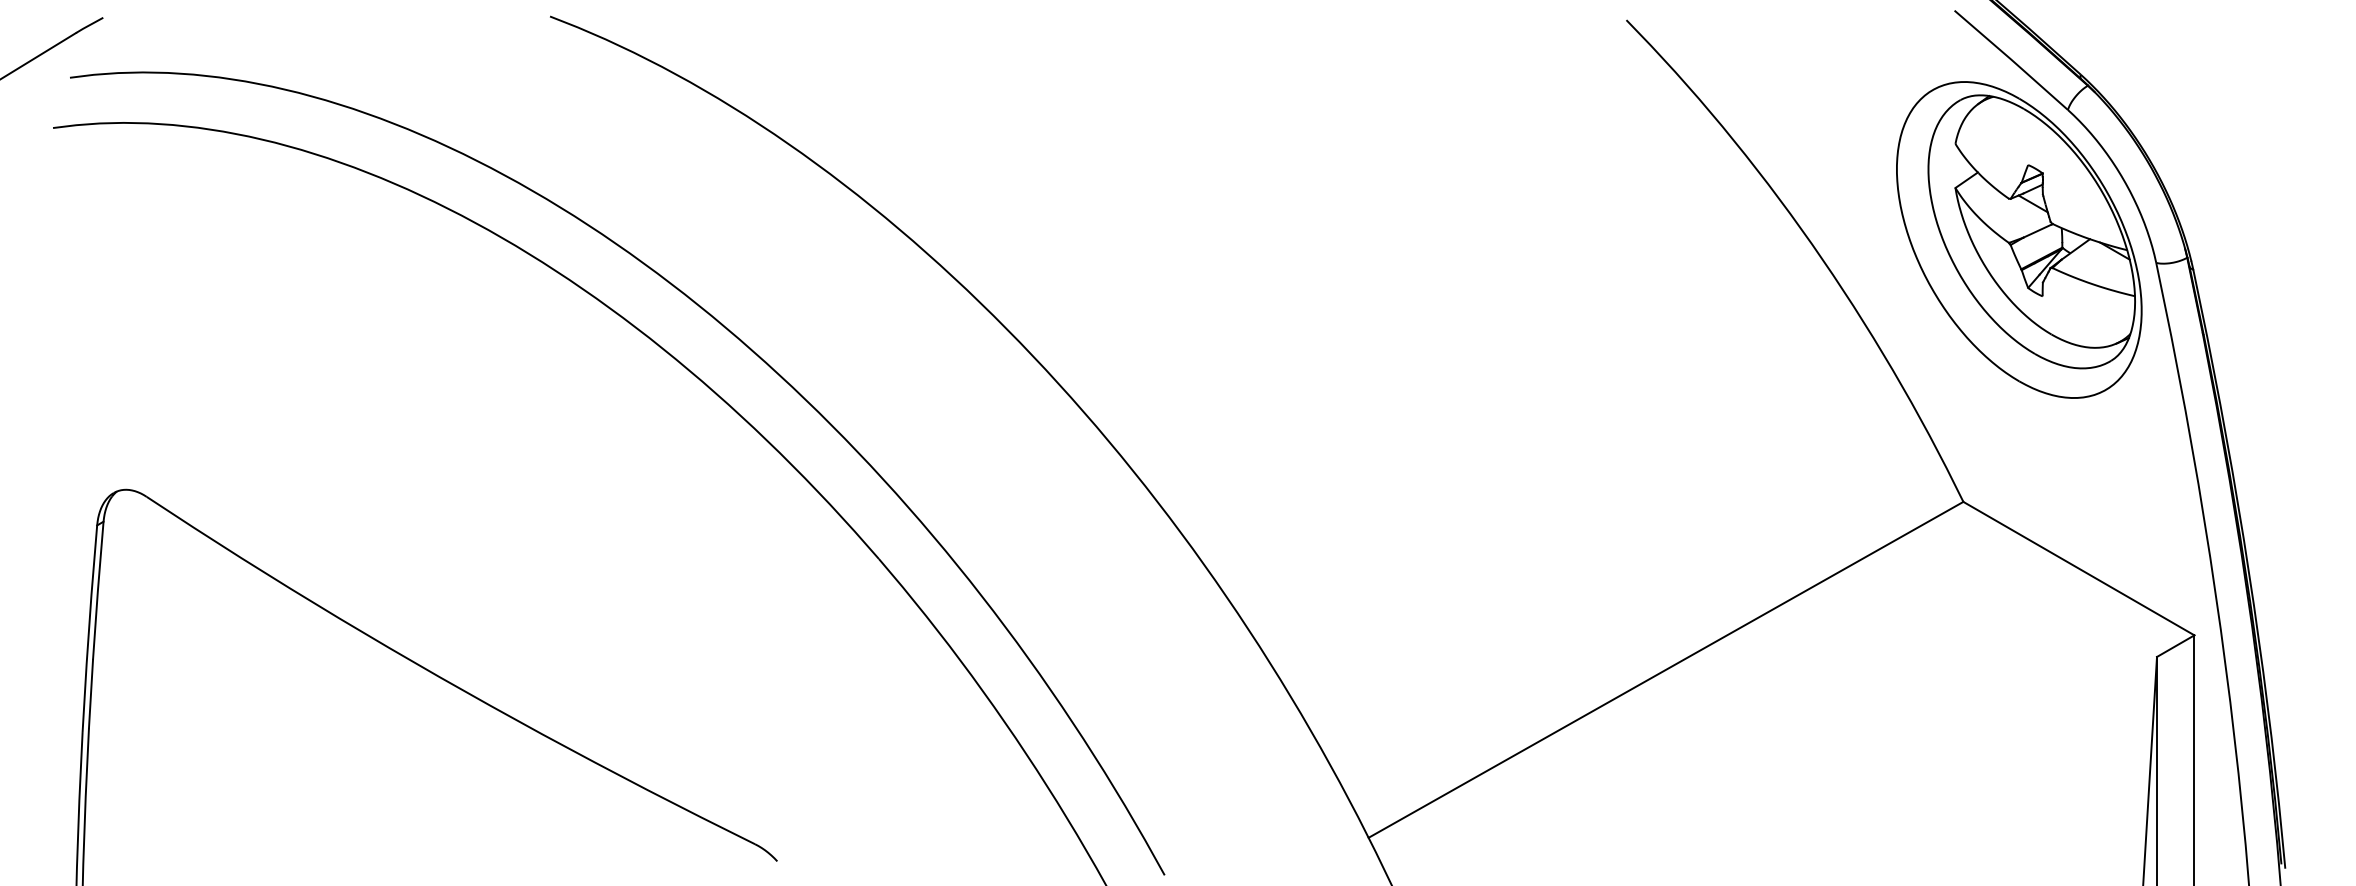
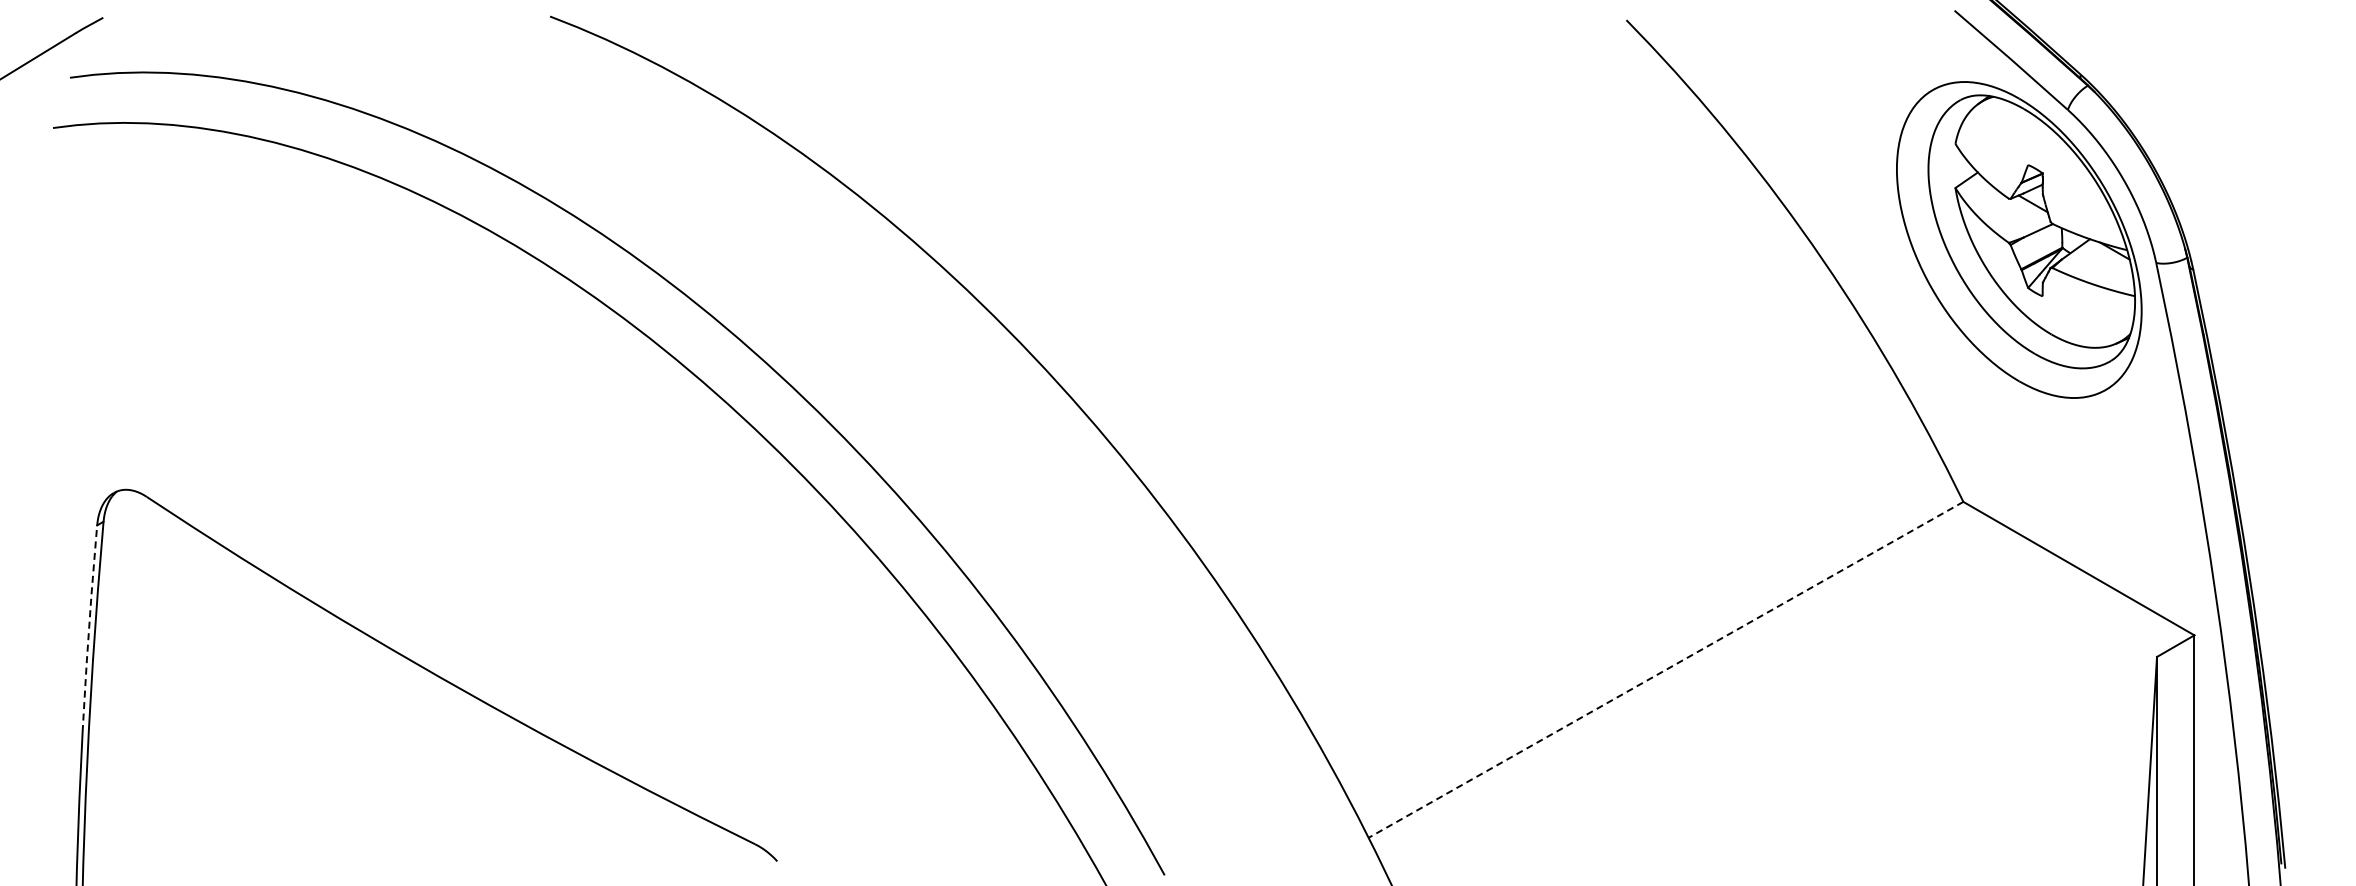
line: solid -> dashed (89, 628)
line: solid -> dashed (1666, 669)
